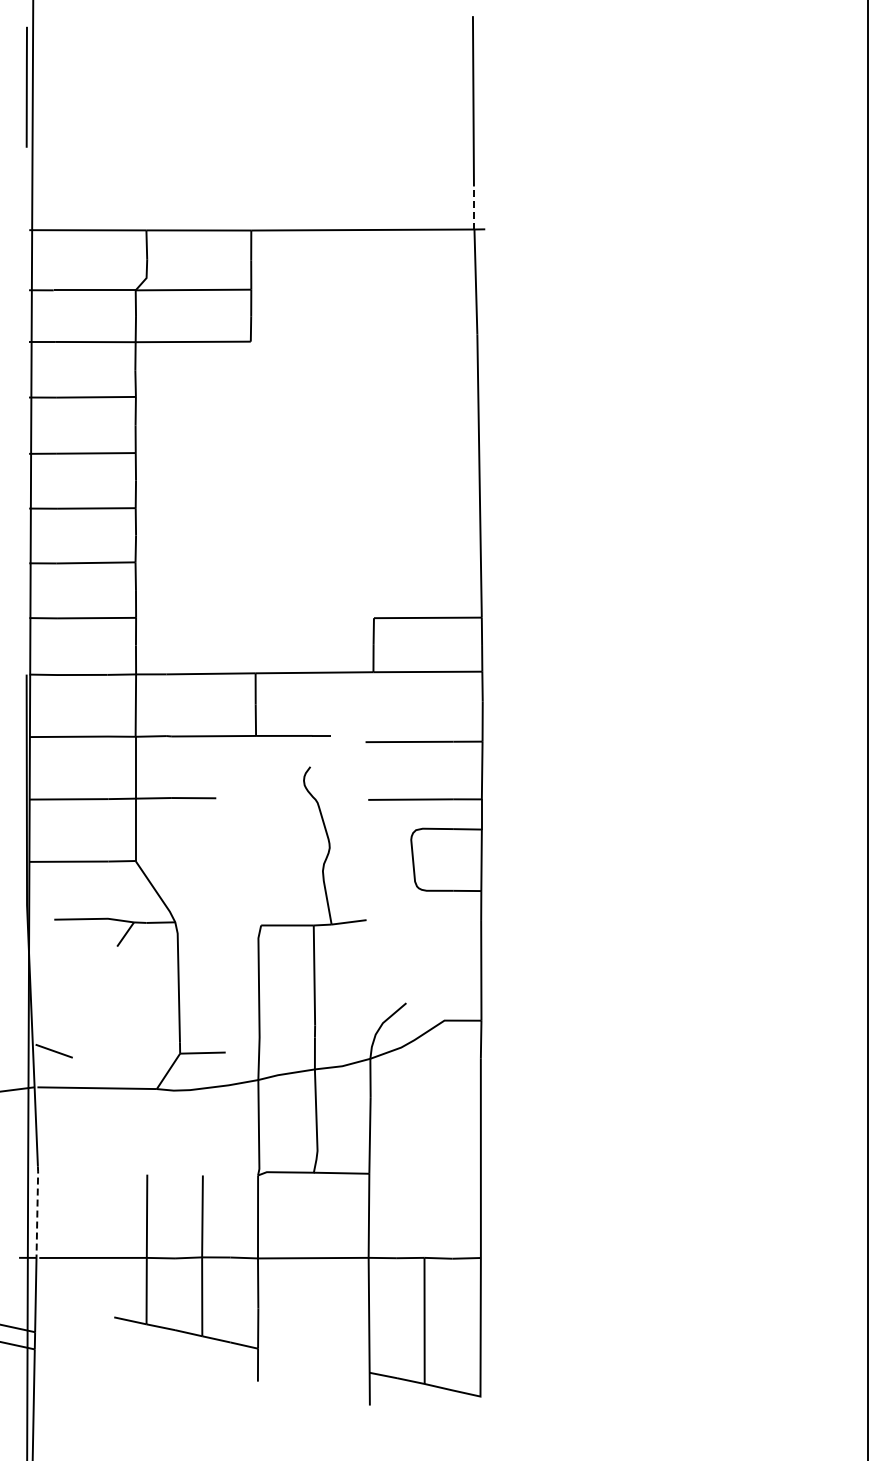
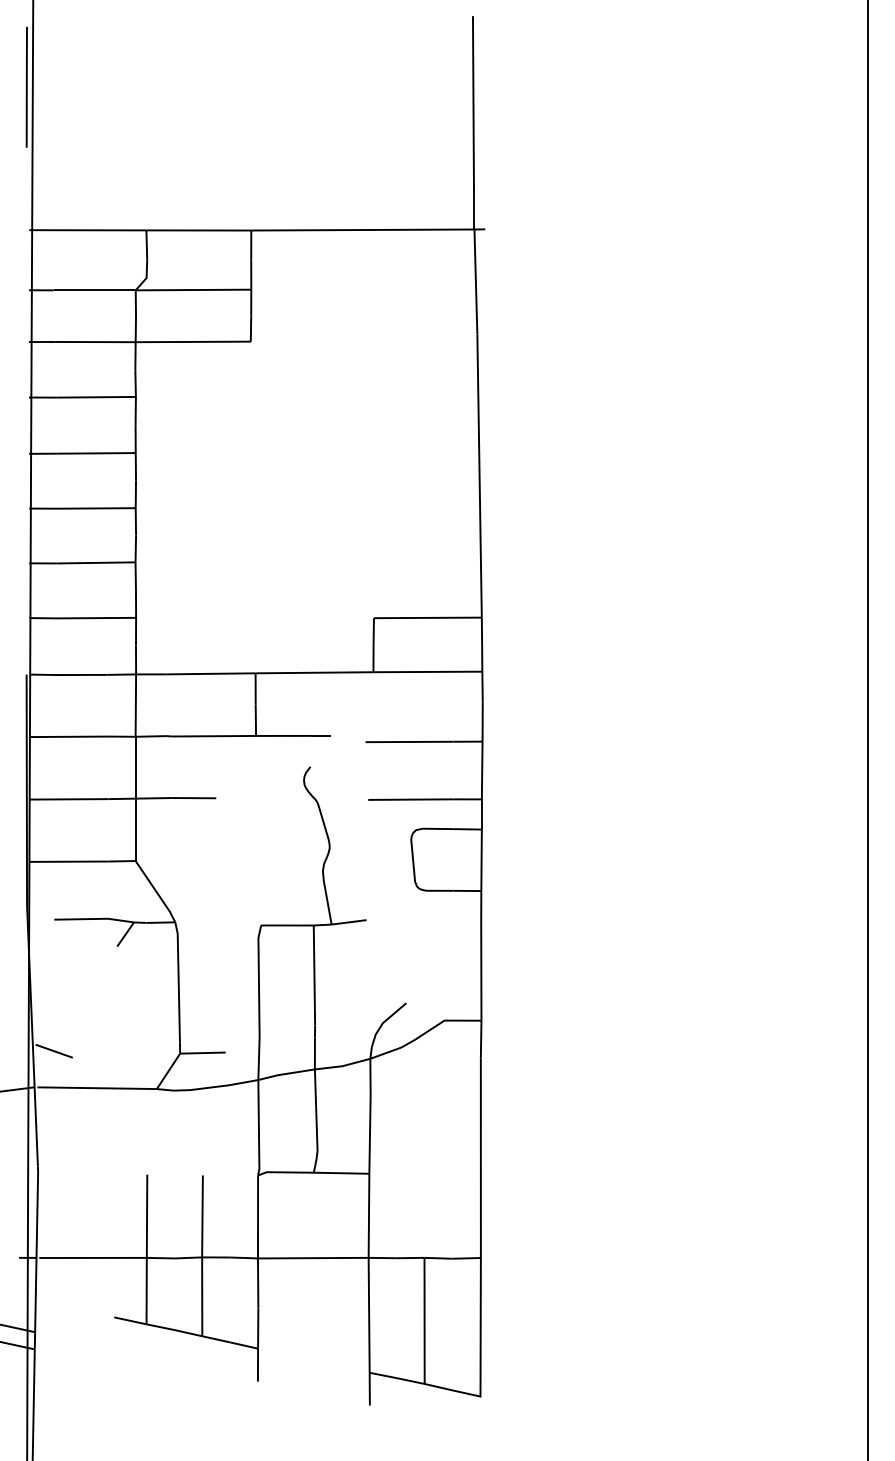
line: dashed -> solid (474, 207)
line: dashed -> solid (37, 1211)
